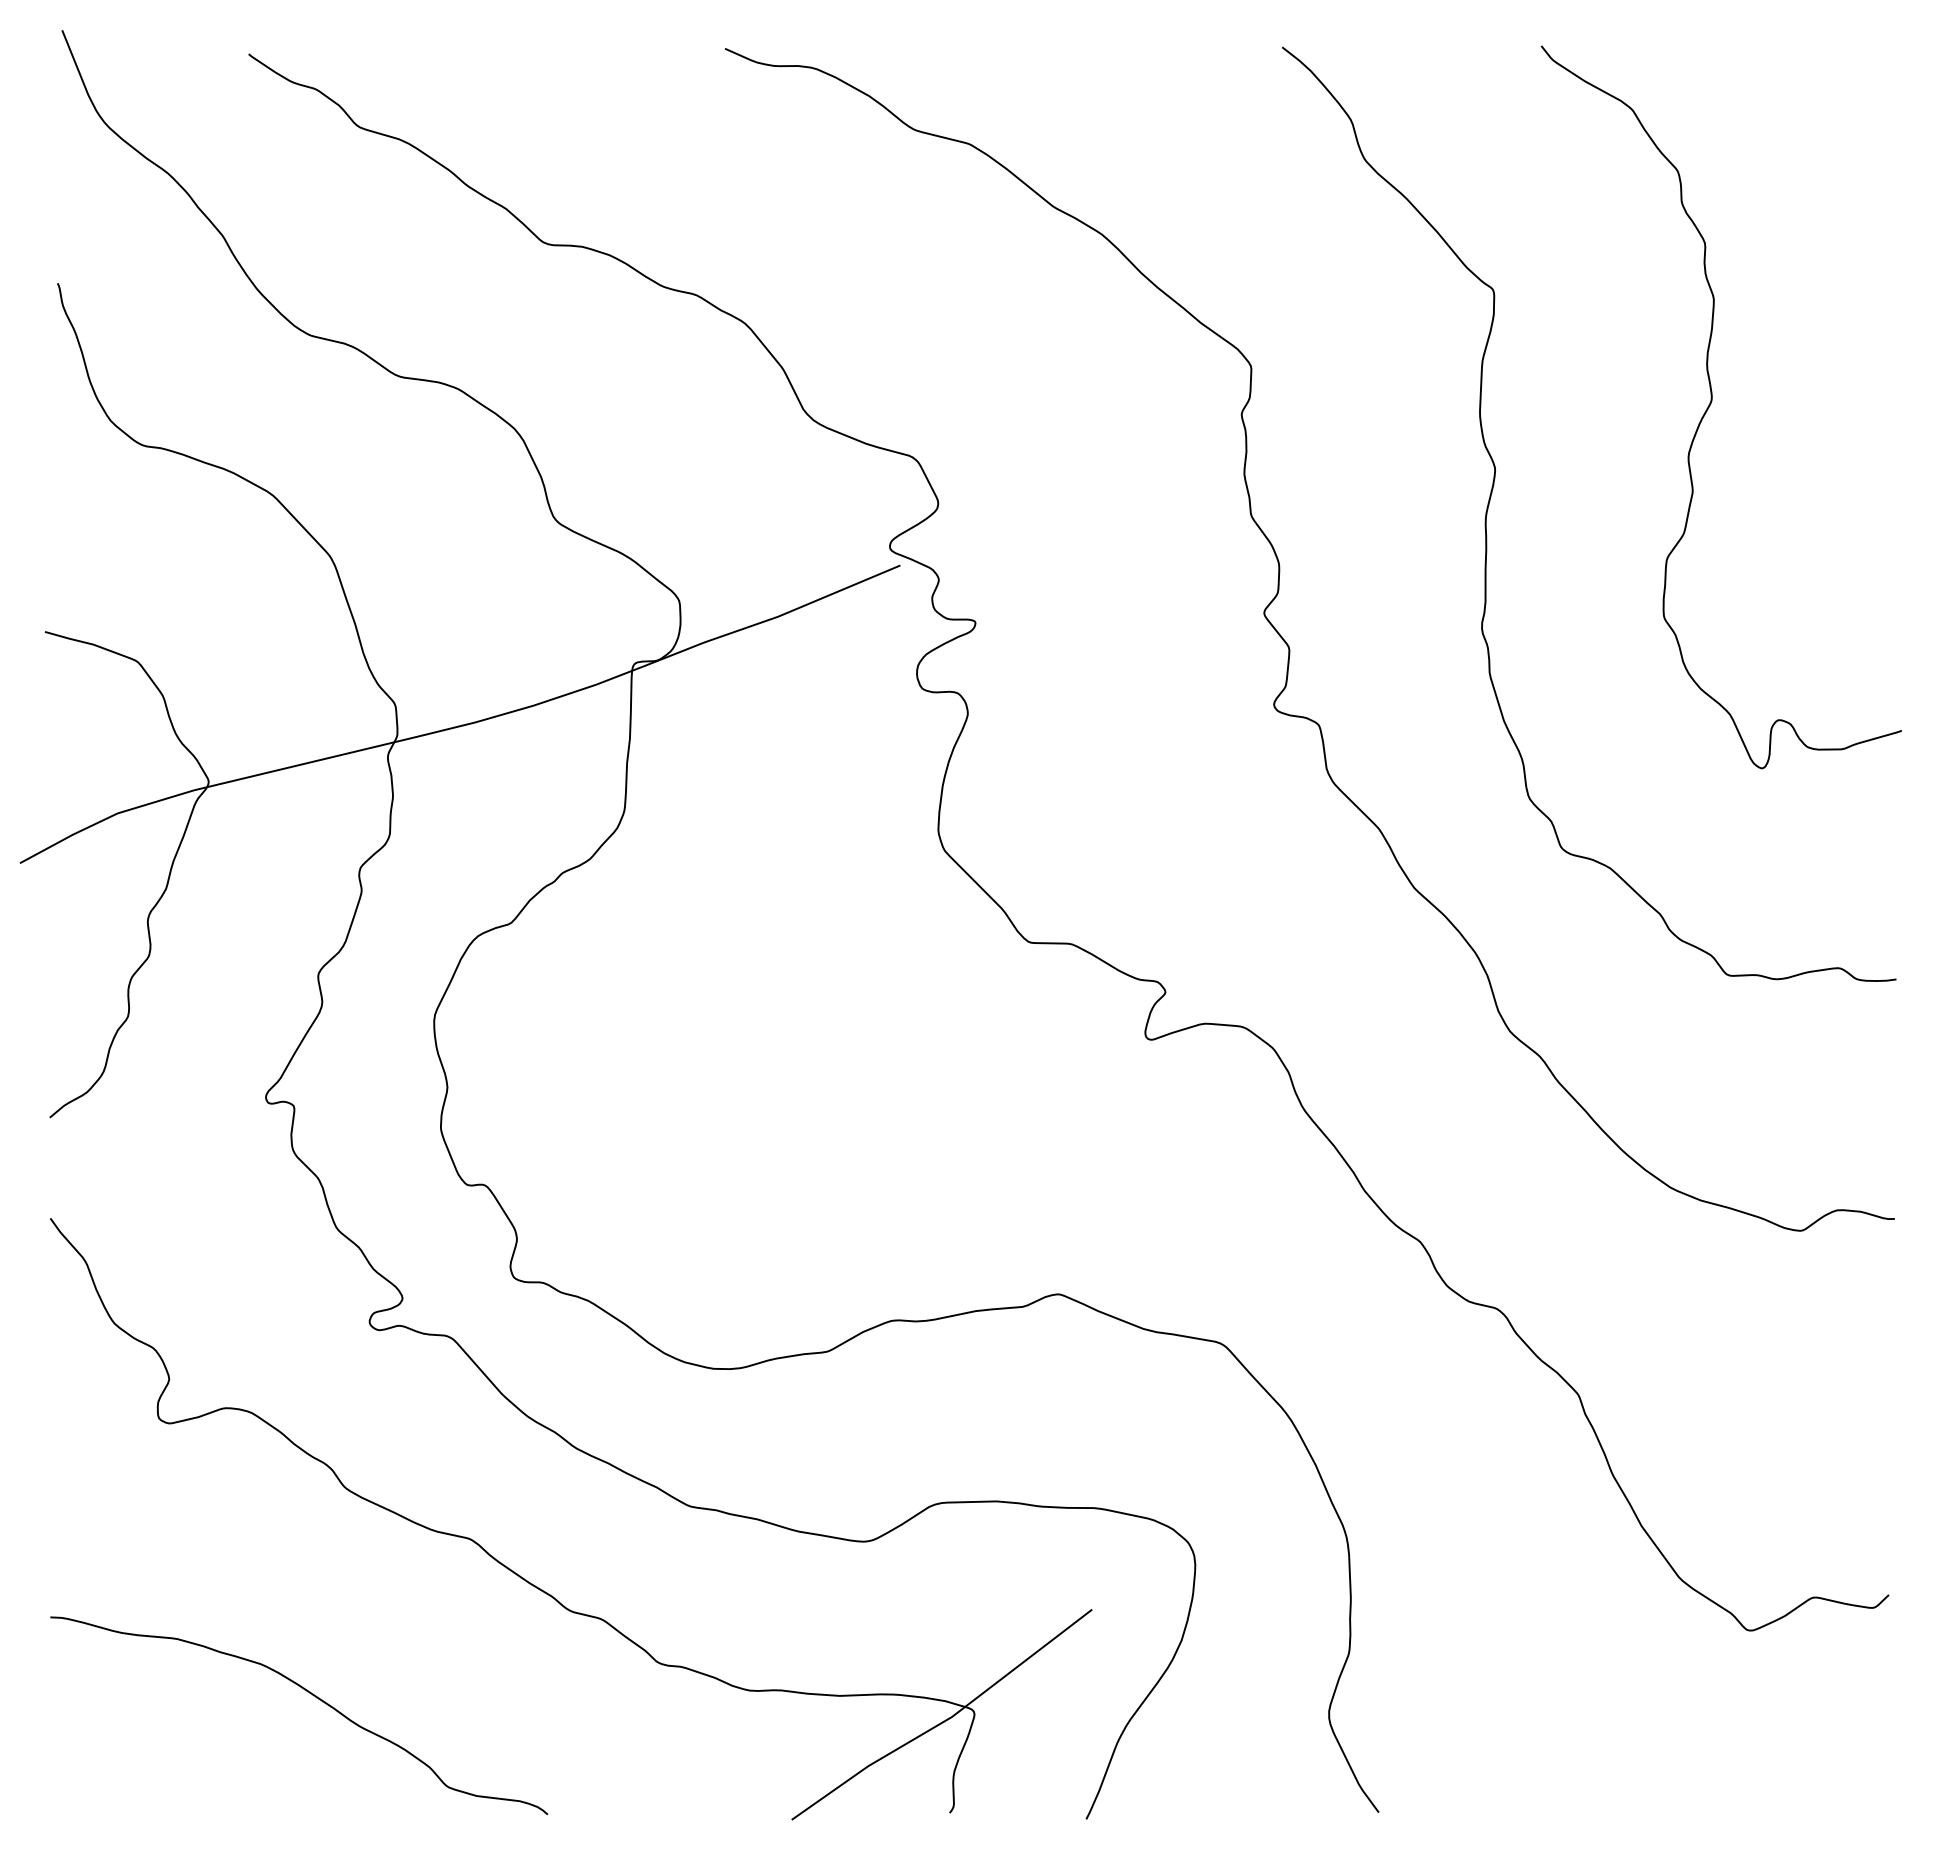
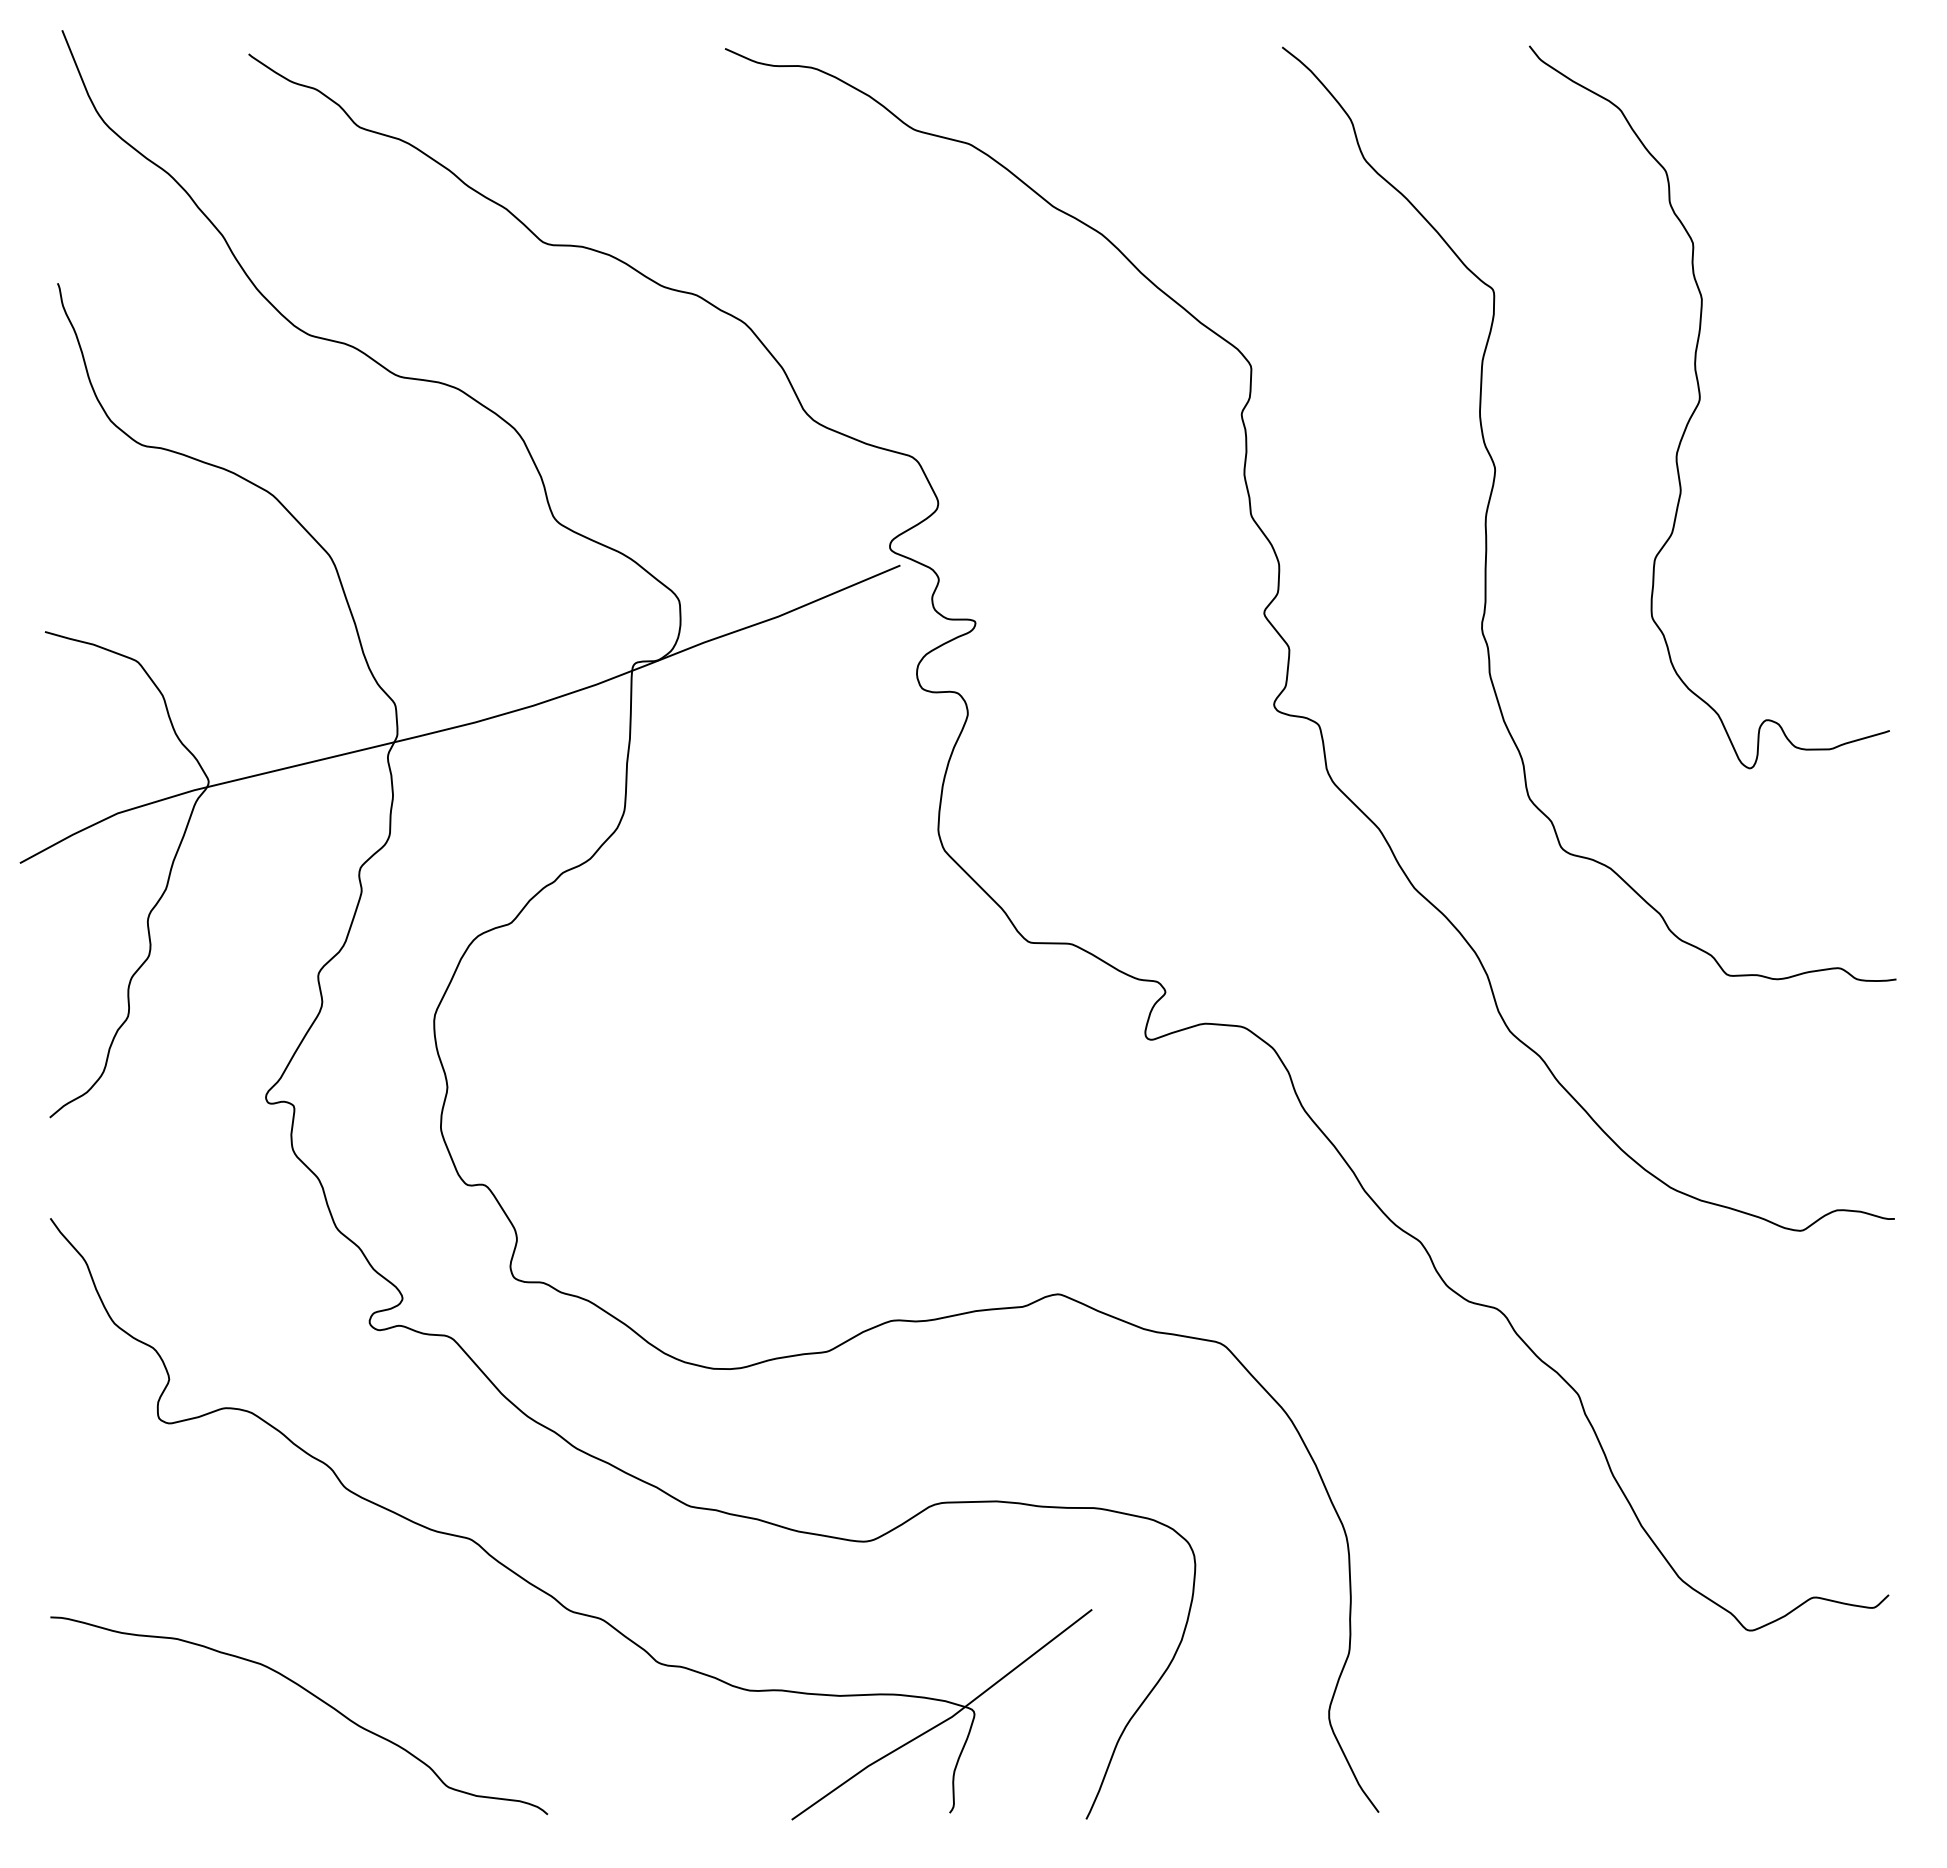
curve position: (1711, 403) -> (1699, 403) (1699, 403)
